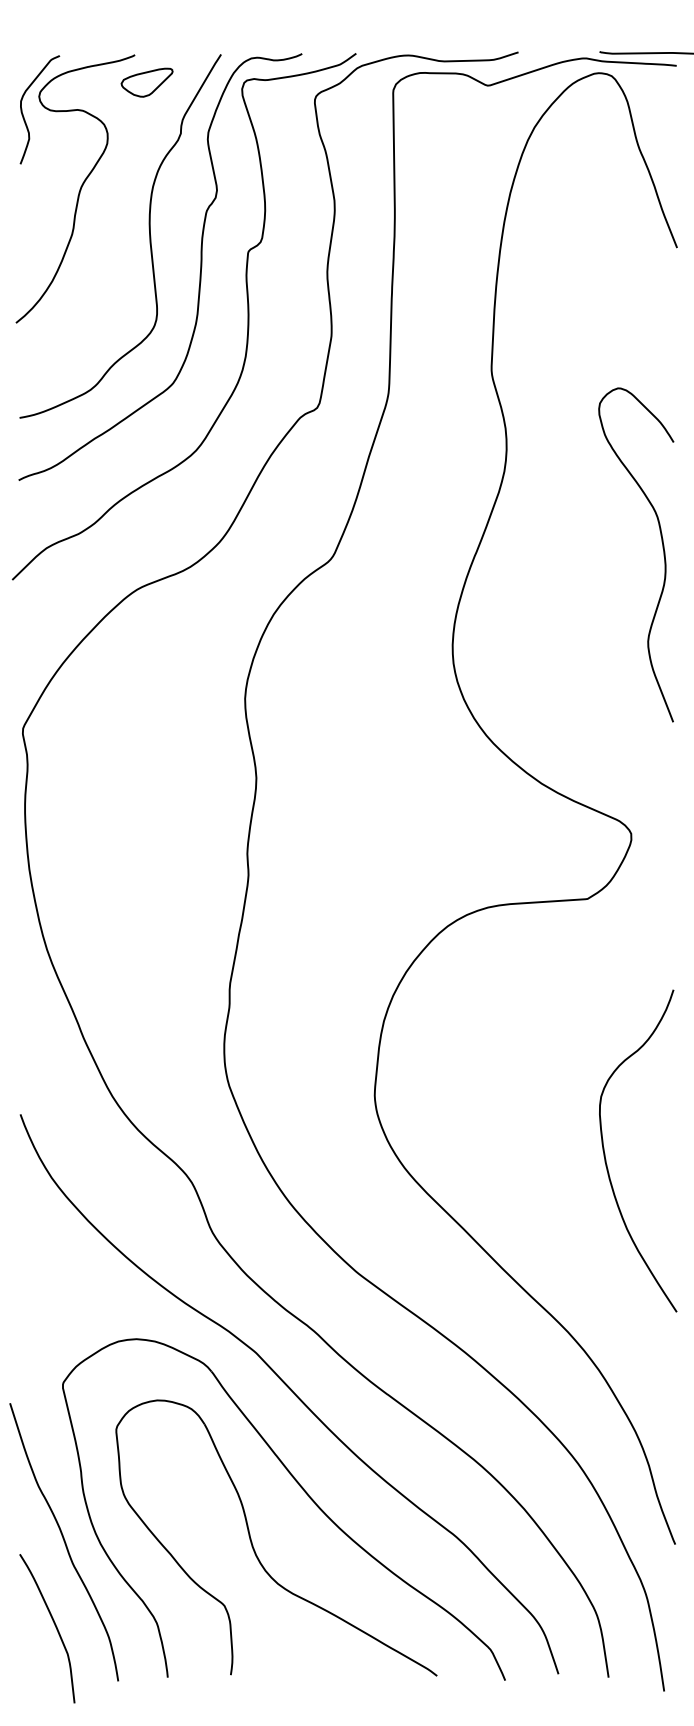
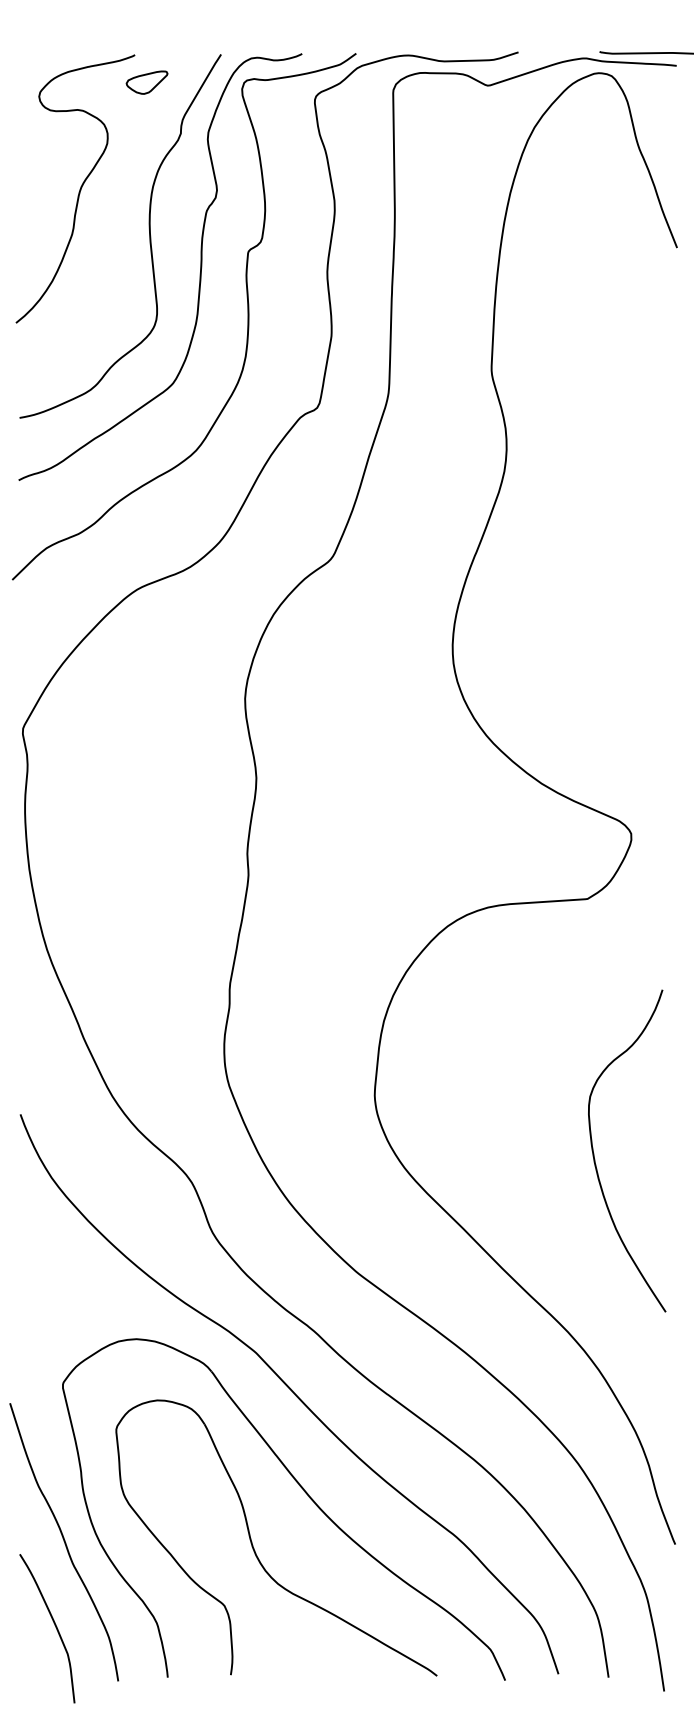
part size: 54x31 px -> 44x25 px (146, 82)
curve: present -> none (23, 113)
curve: present -> none (662, 548)
curve position: (605, 1153) -> (594, 1153) (594, 1153)
